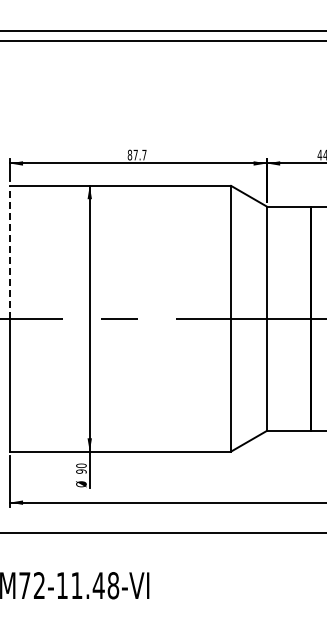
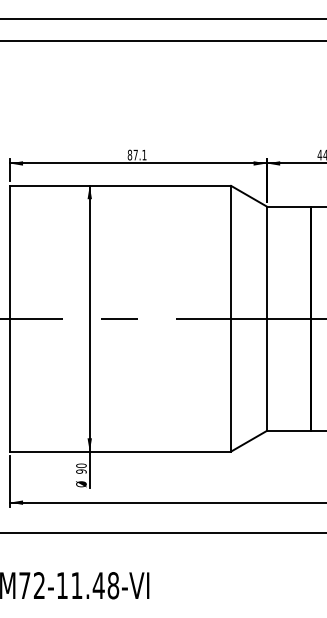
line position: (162, 30) -> (162, 18) (162, 18)
text: 87.7 -> 87.1 (144, 154)
line: dashed -> solid (9, 251)
